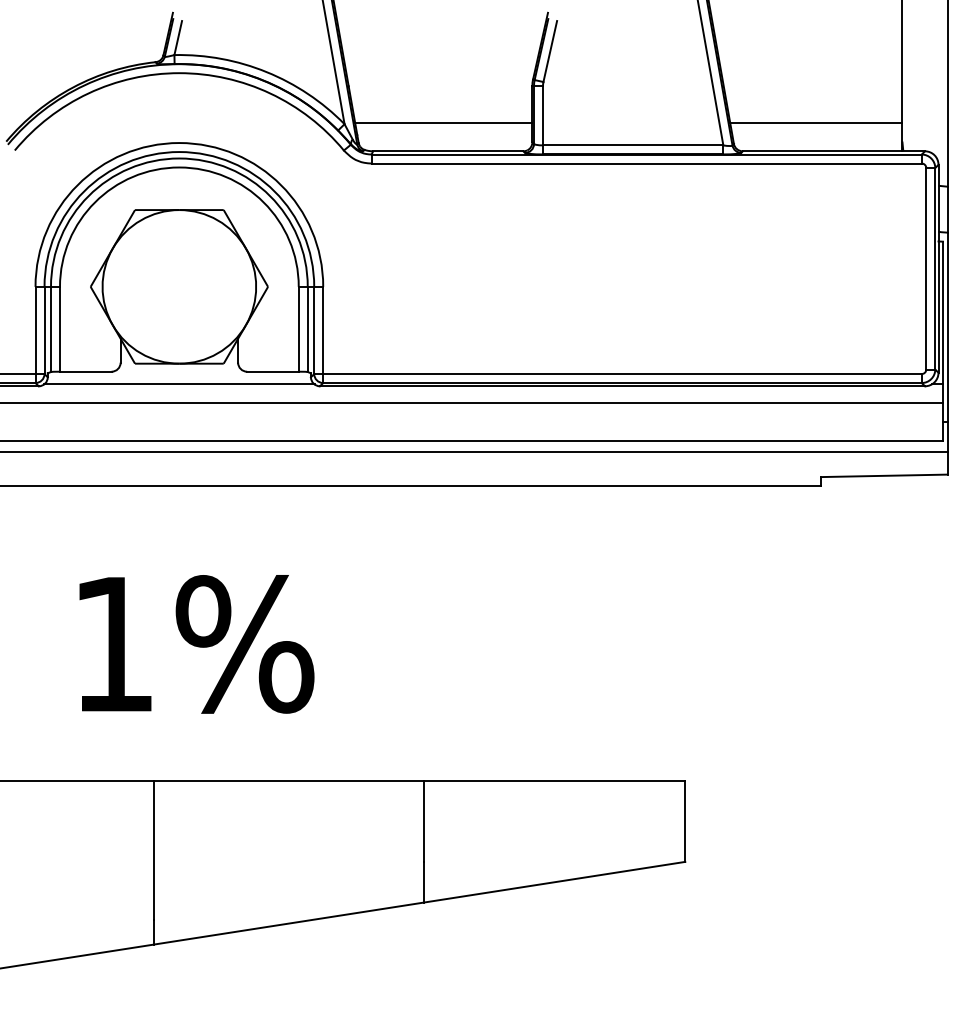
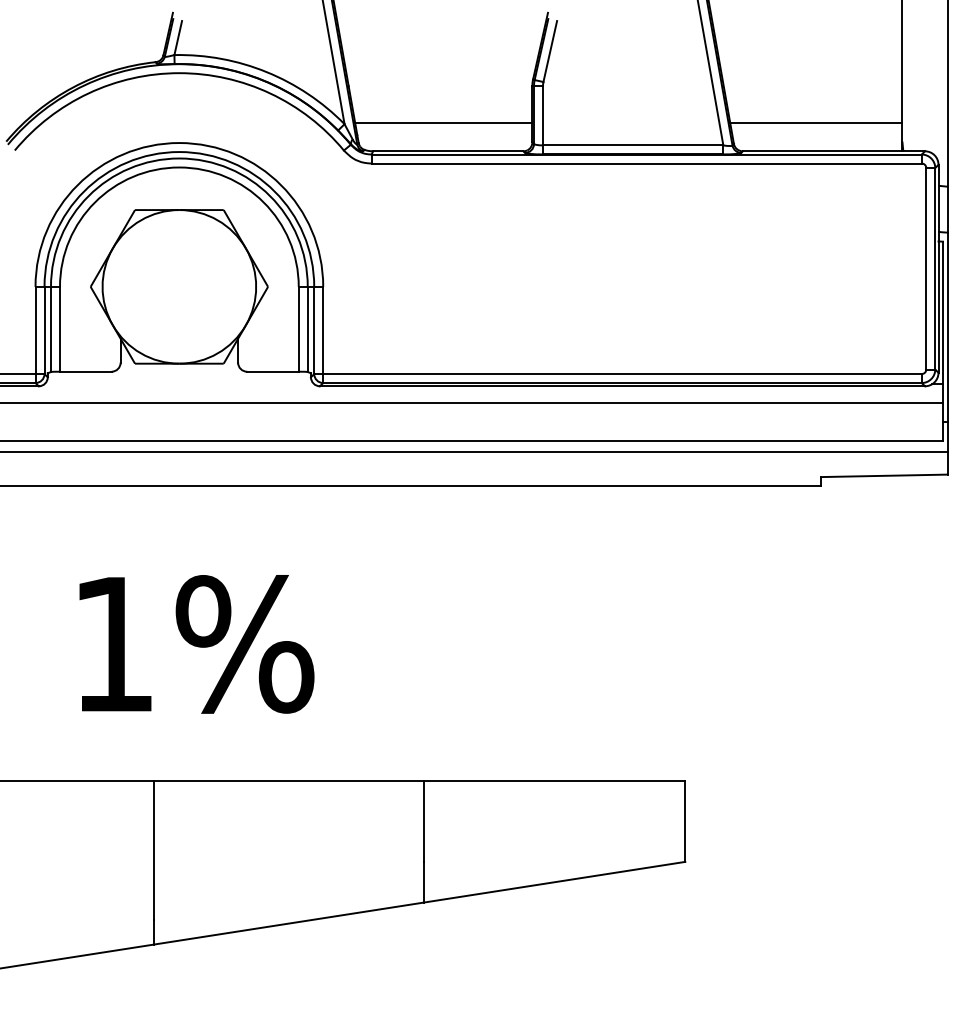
line: present -> none (179, 384)
